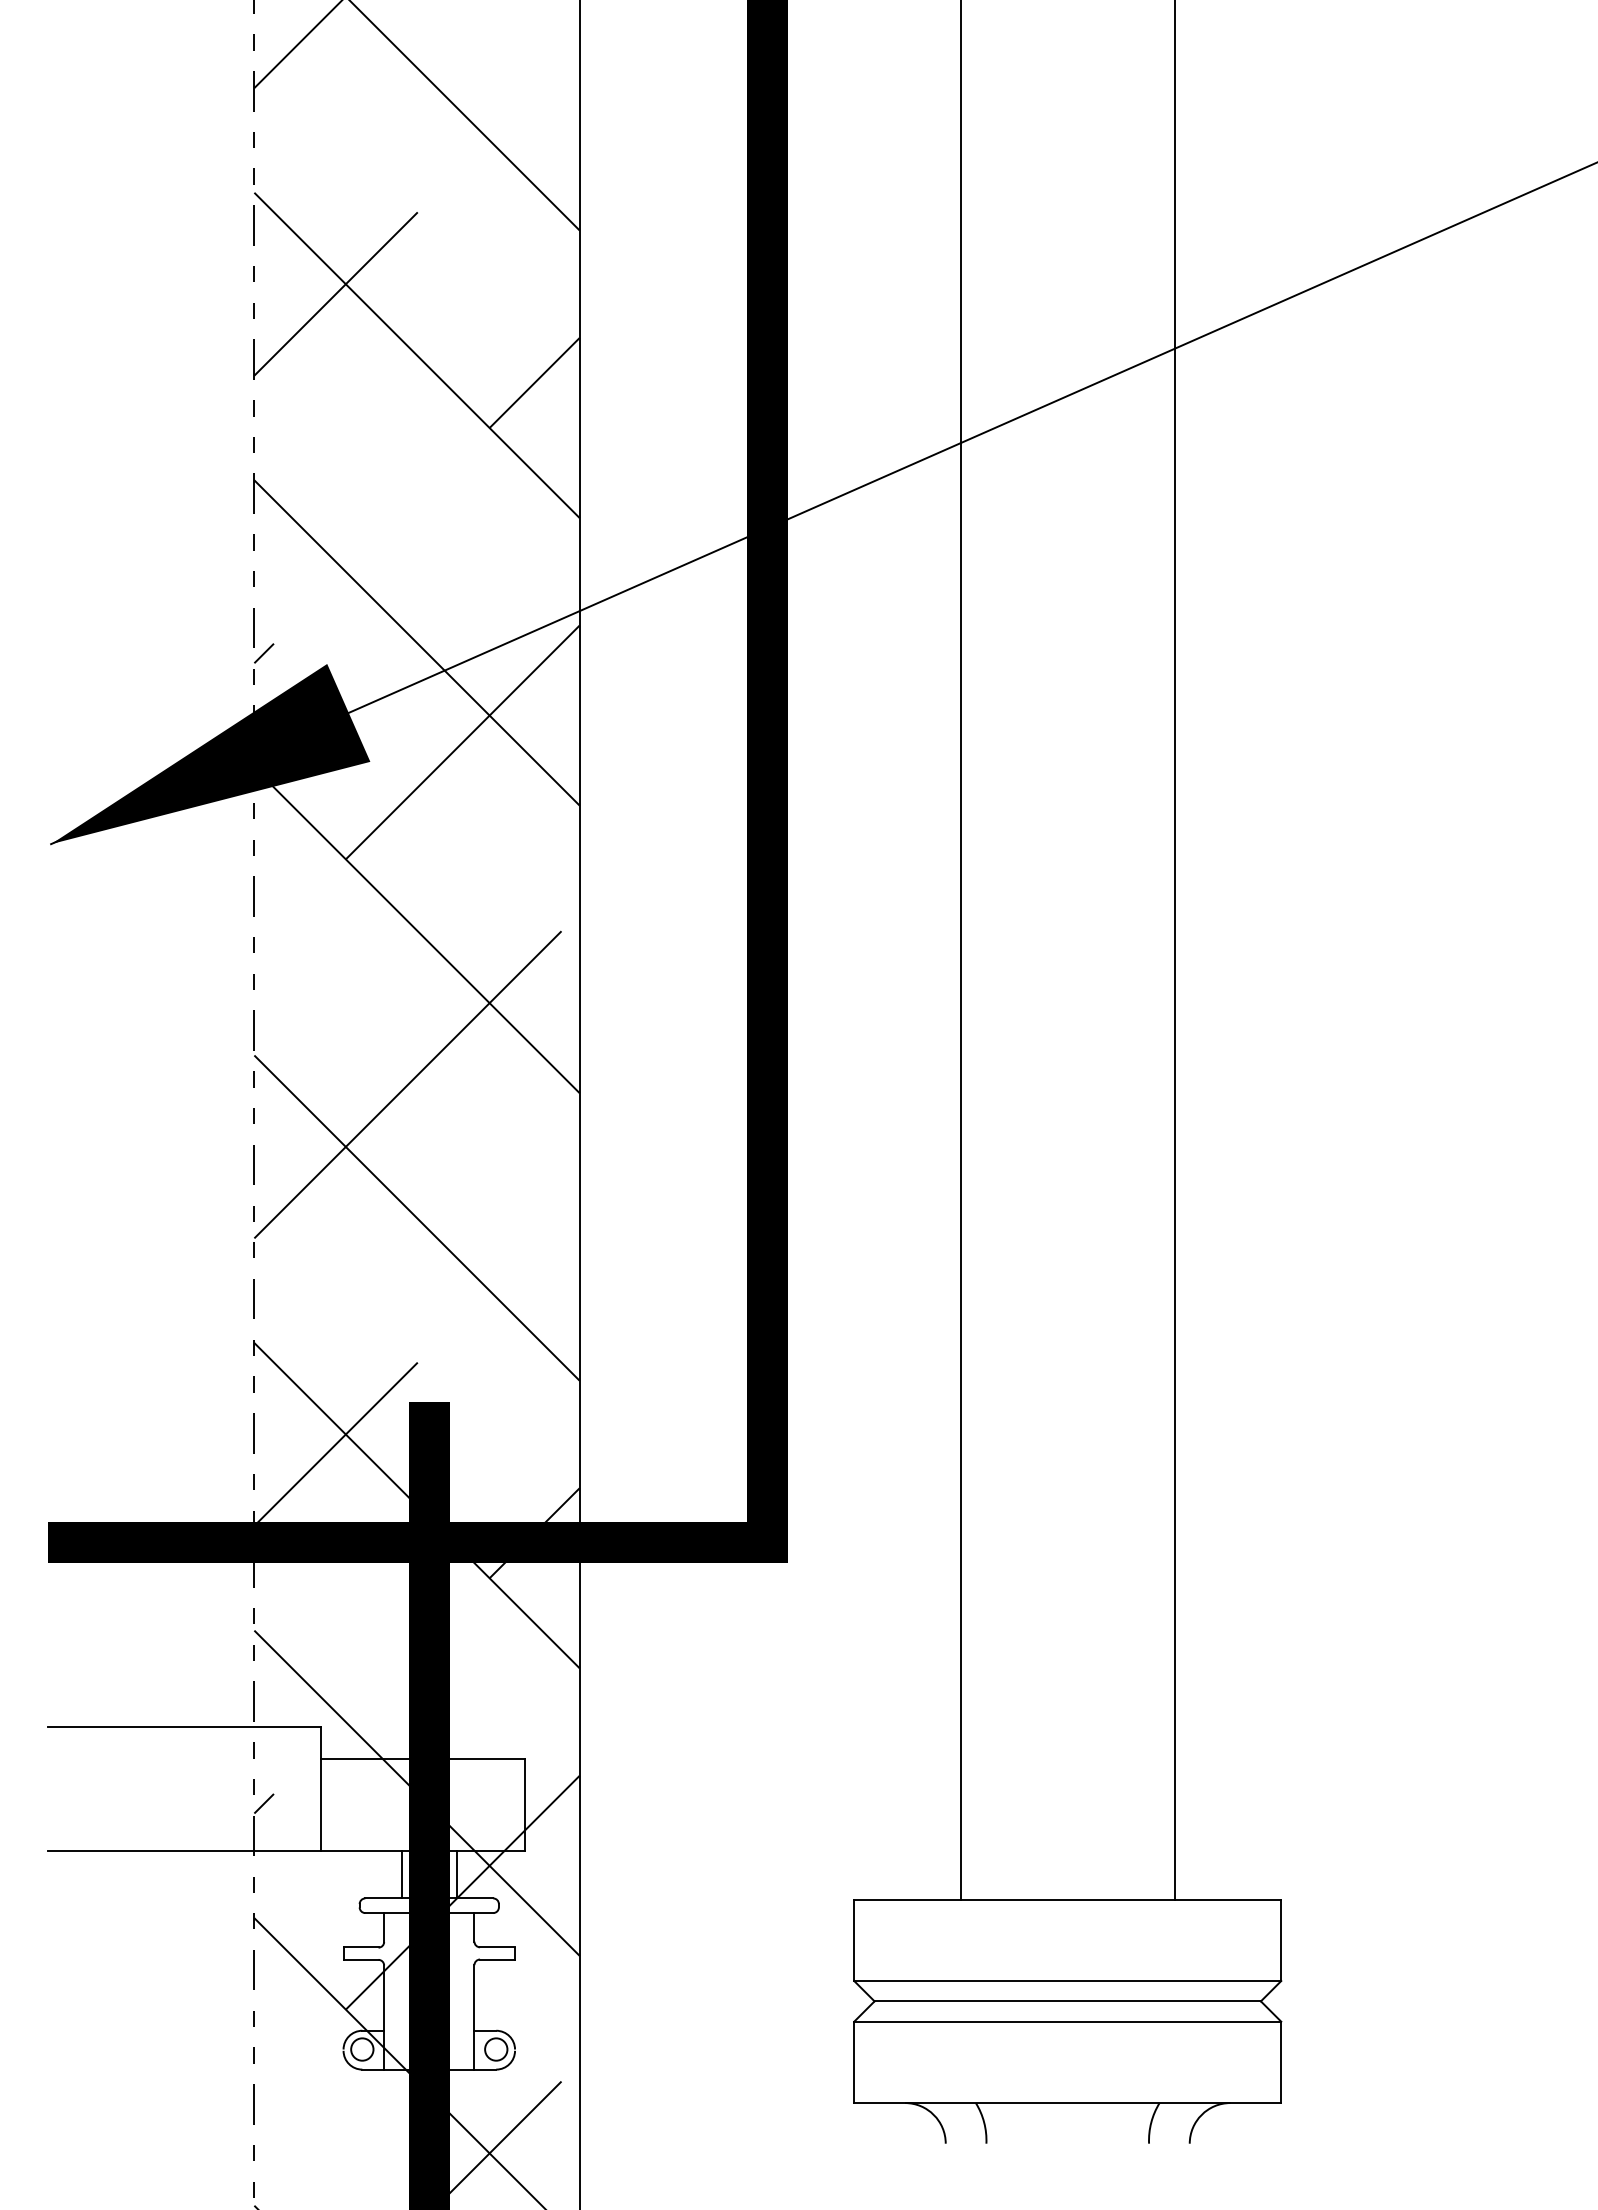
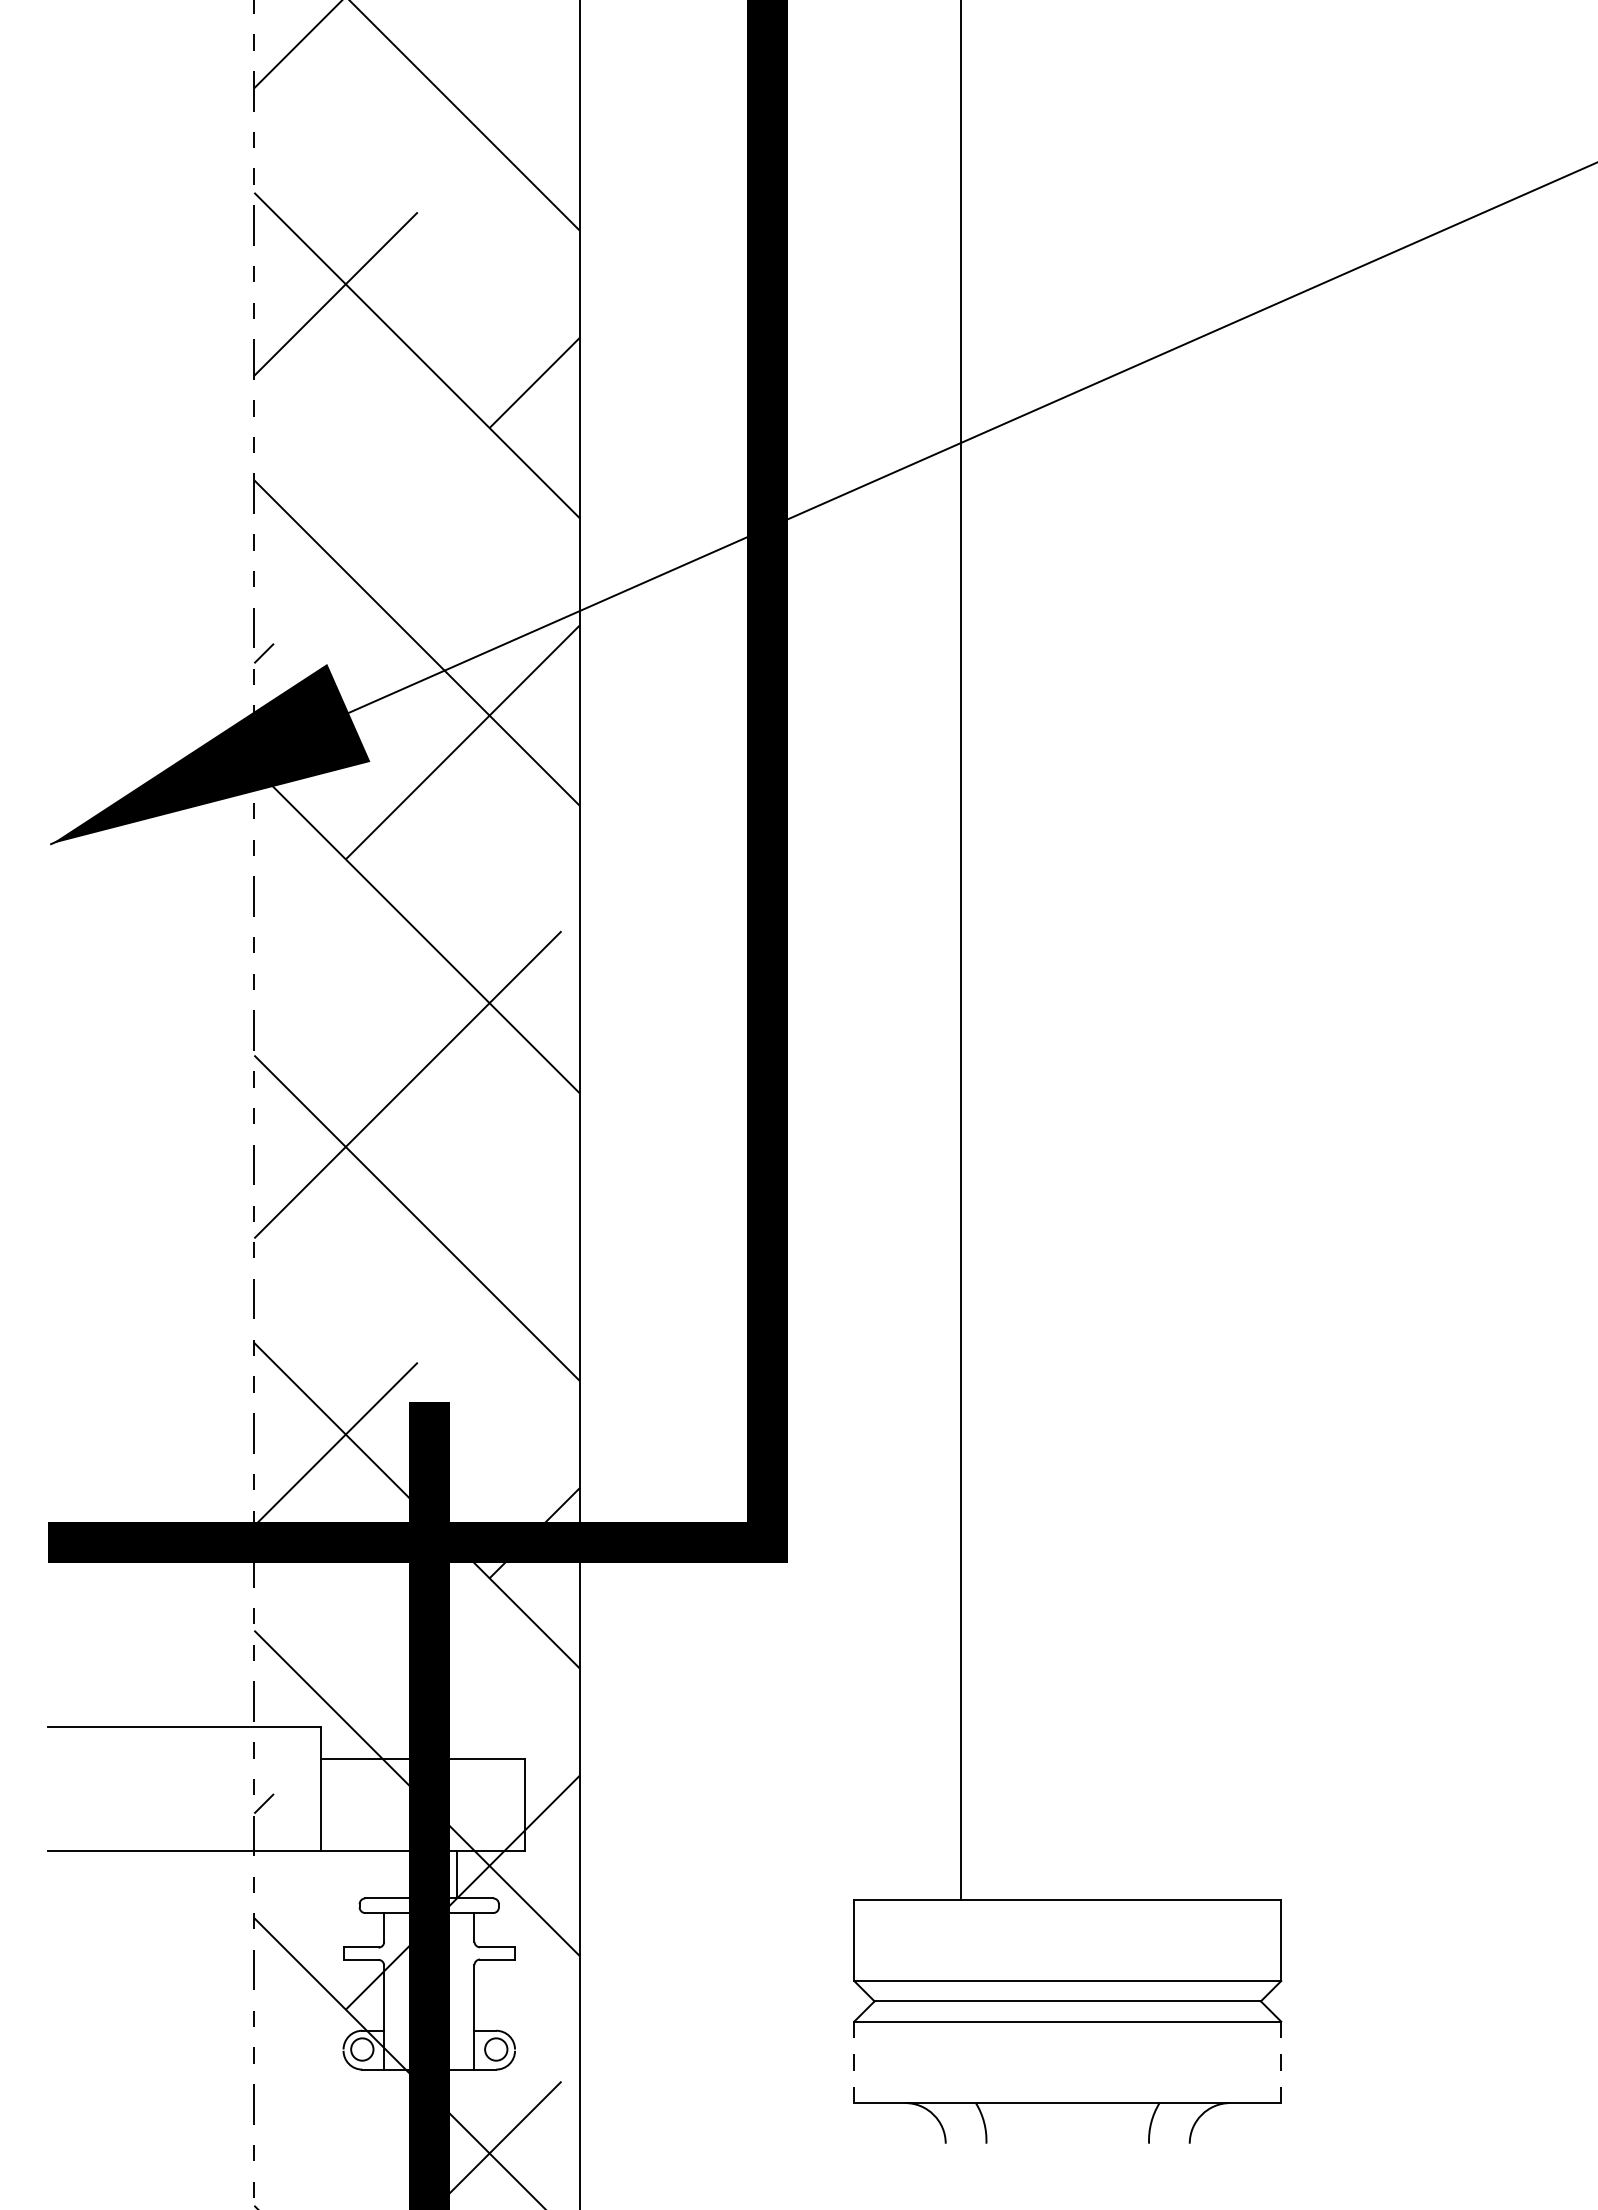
line: present -> none (1174, 950)
line: present -> none (402, 1874)
line: solid -> dashed (854, 2062)
line: solid -> dashed (1281, 2062)
